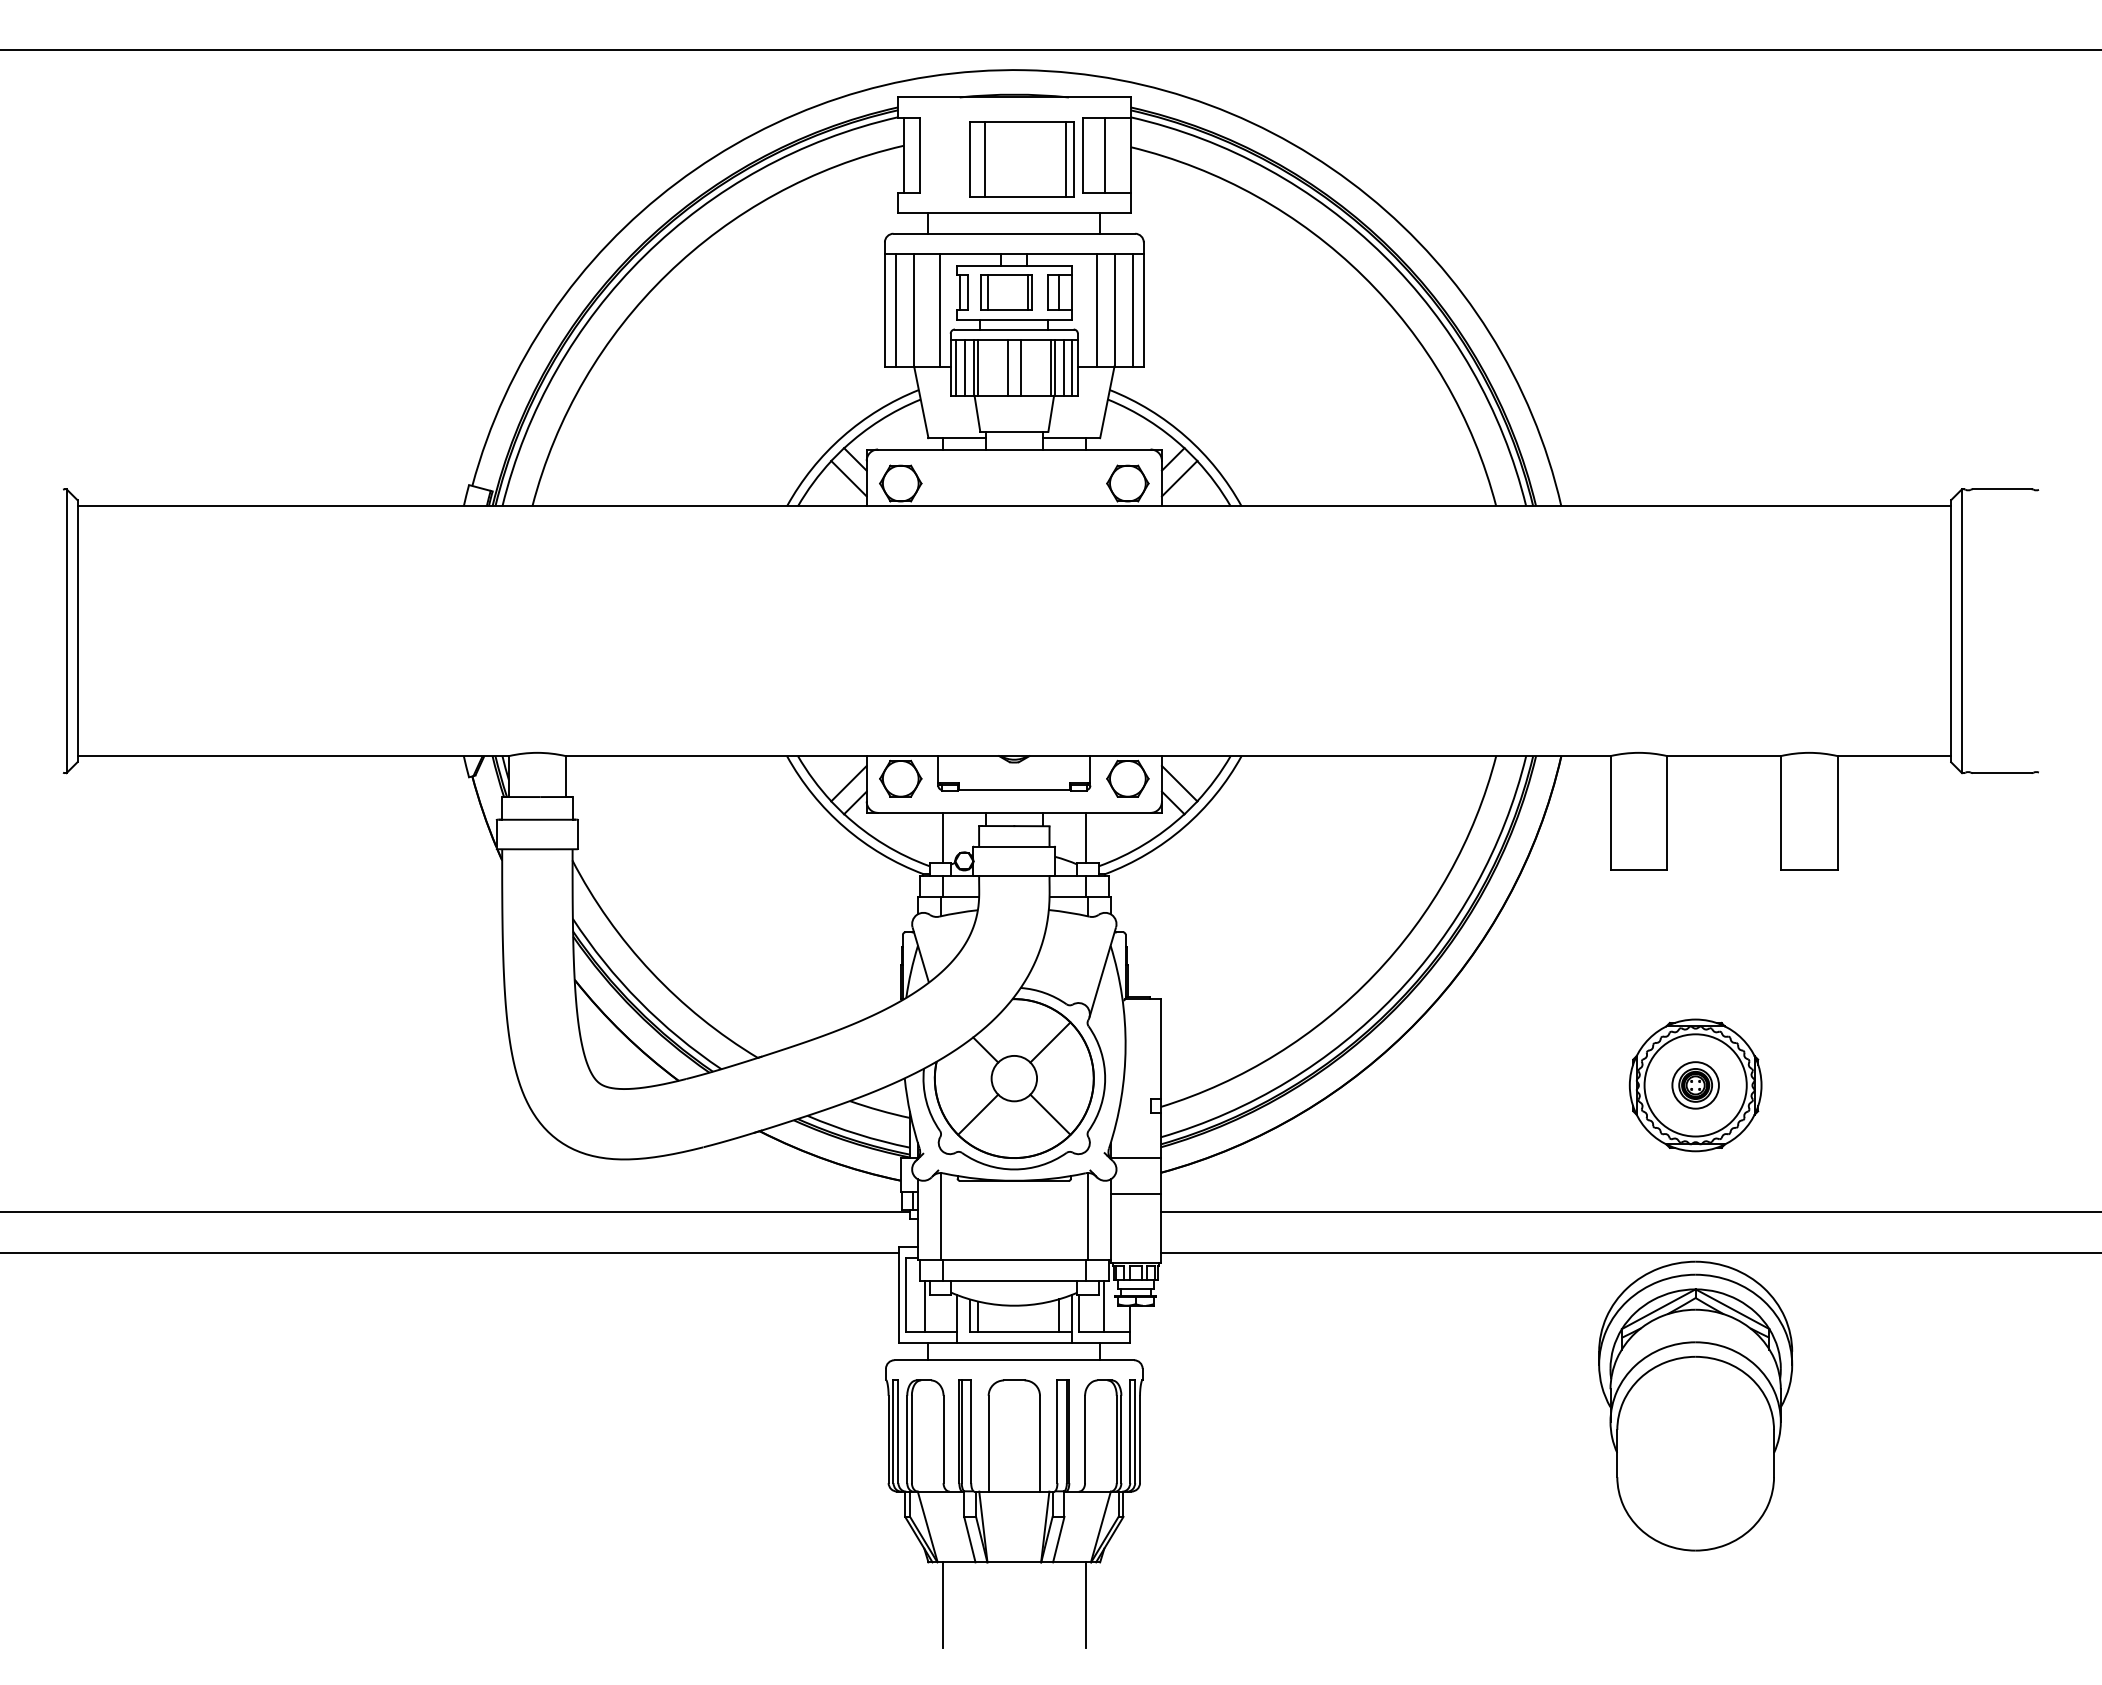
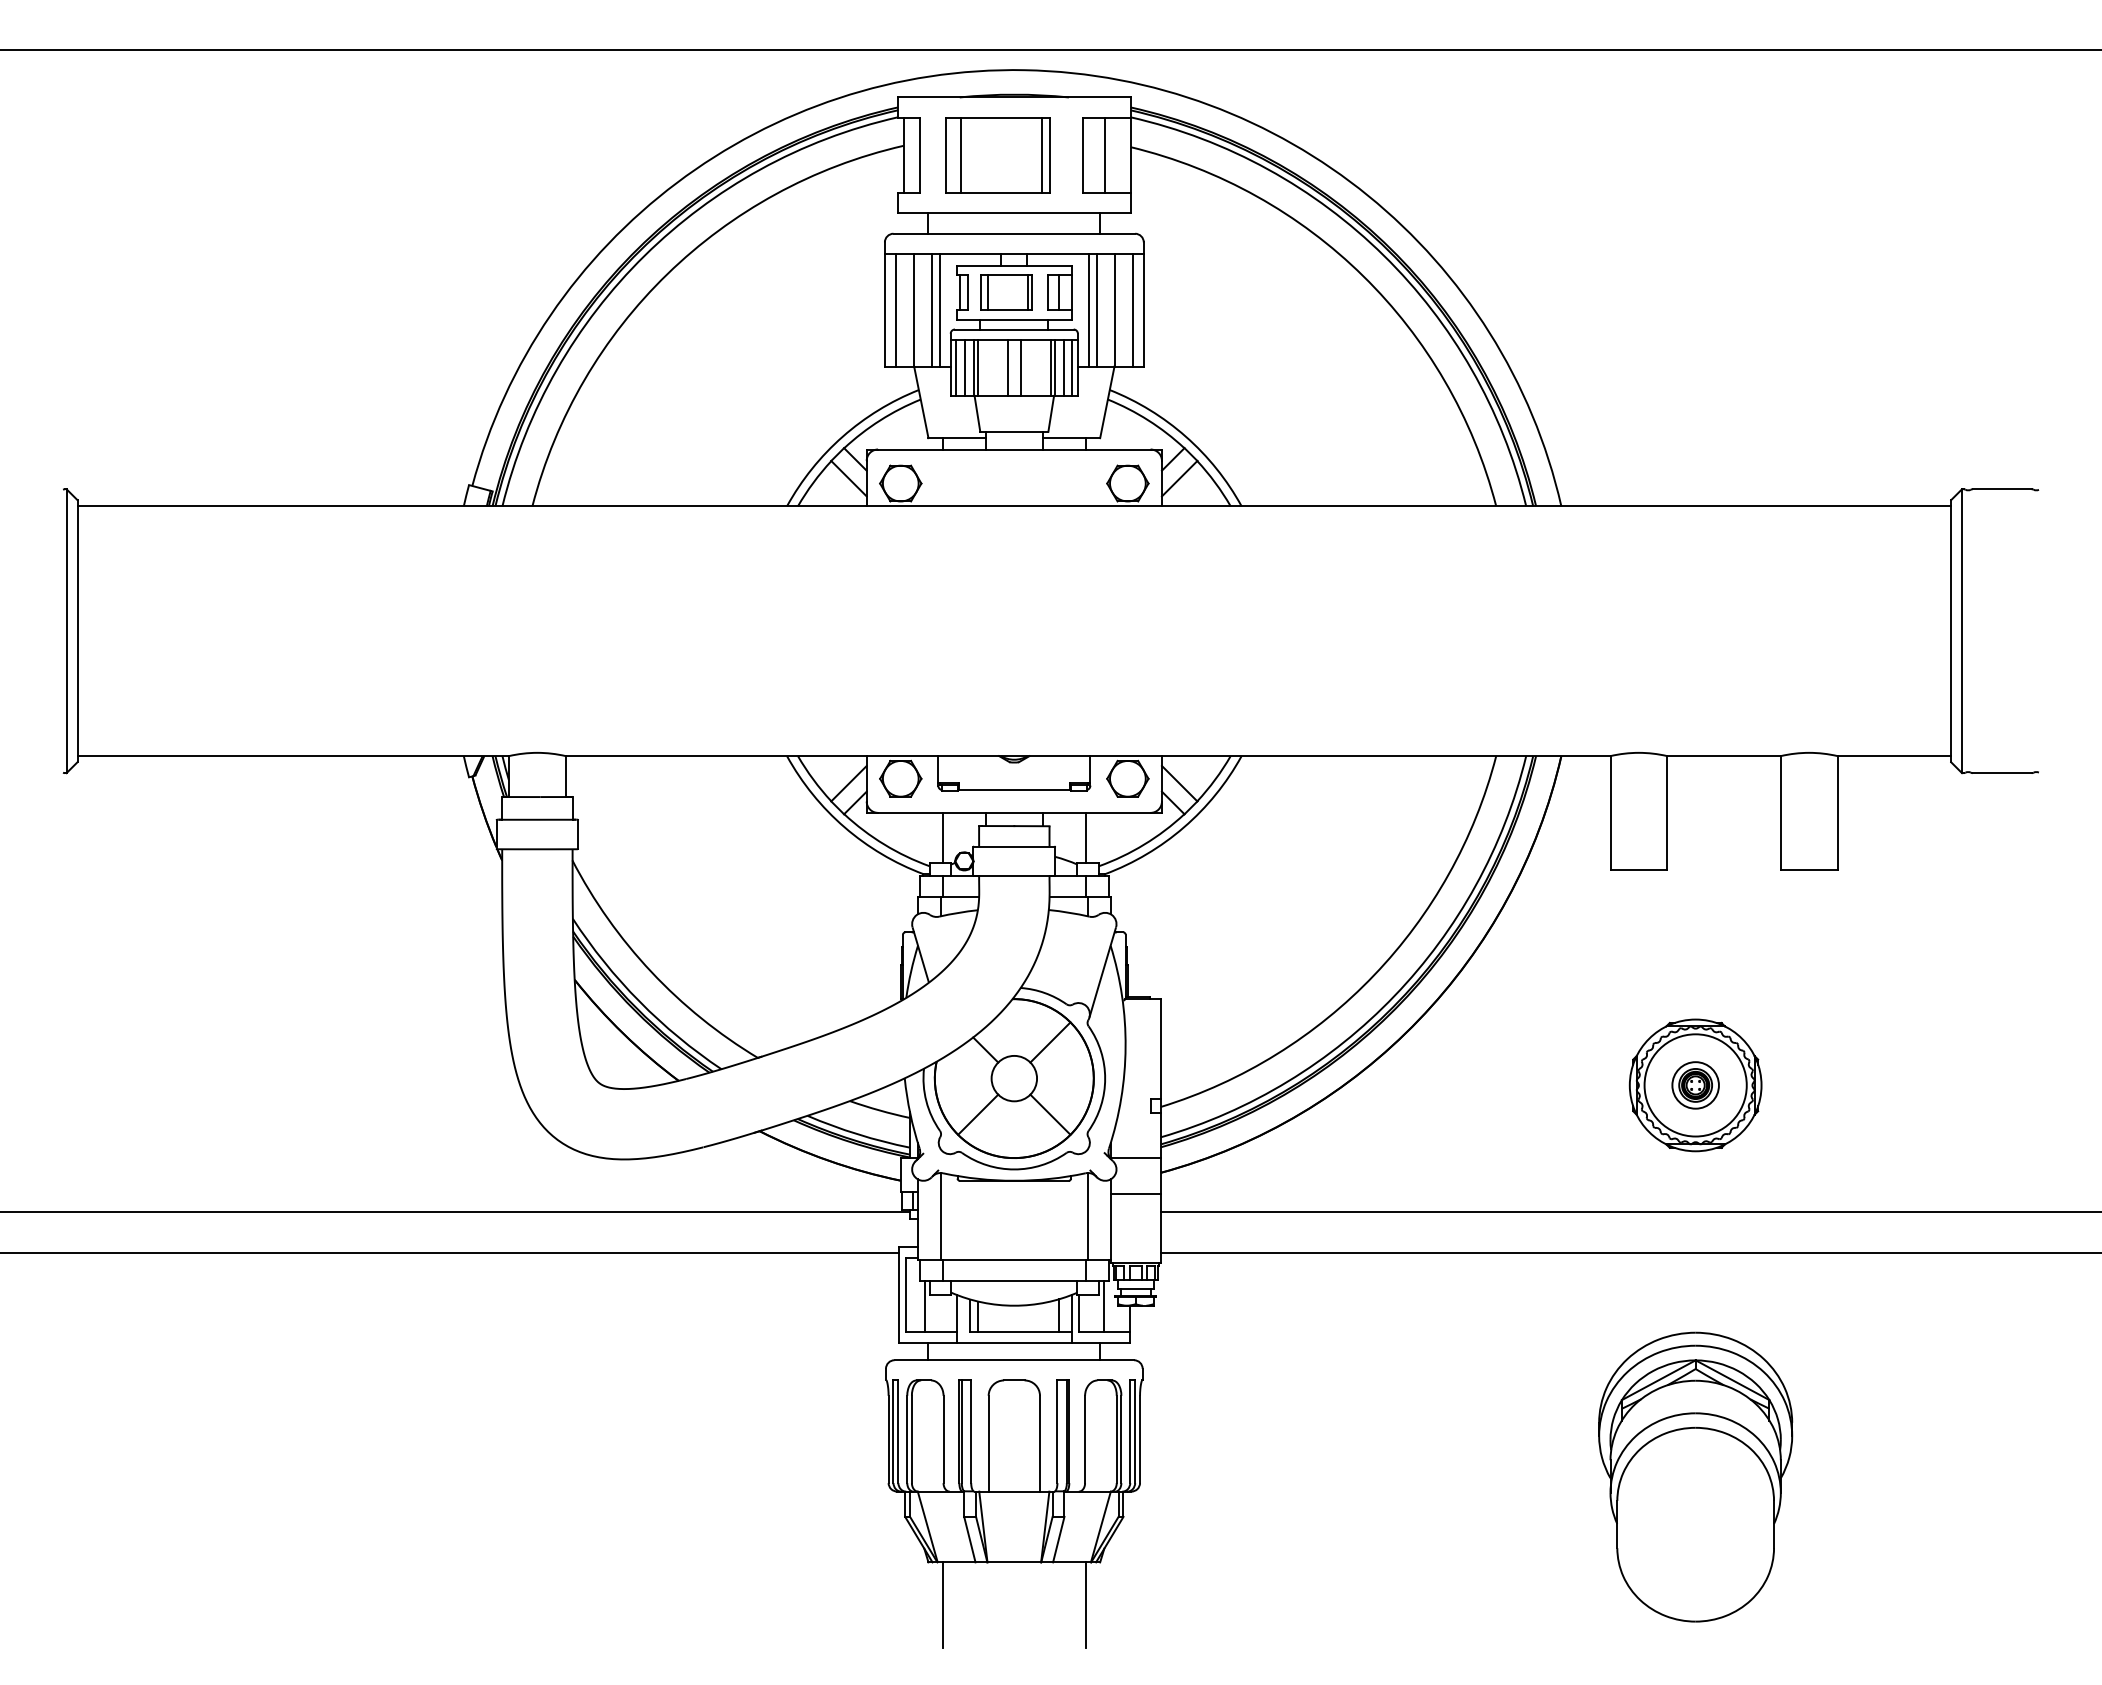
part position: (1021, 159) -> (997, 155) (997, 155)
line: none -> present (931, 310)
line: none -> present (1088, 310)
part position: (1695, 1405) -> (1695, 1476) (1695, 1476)
